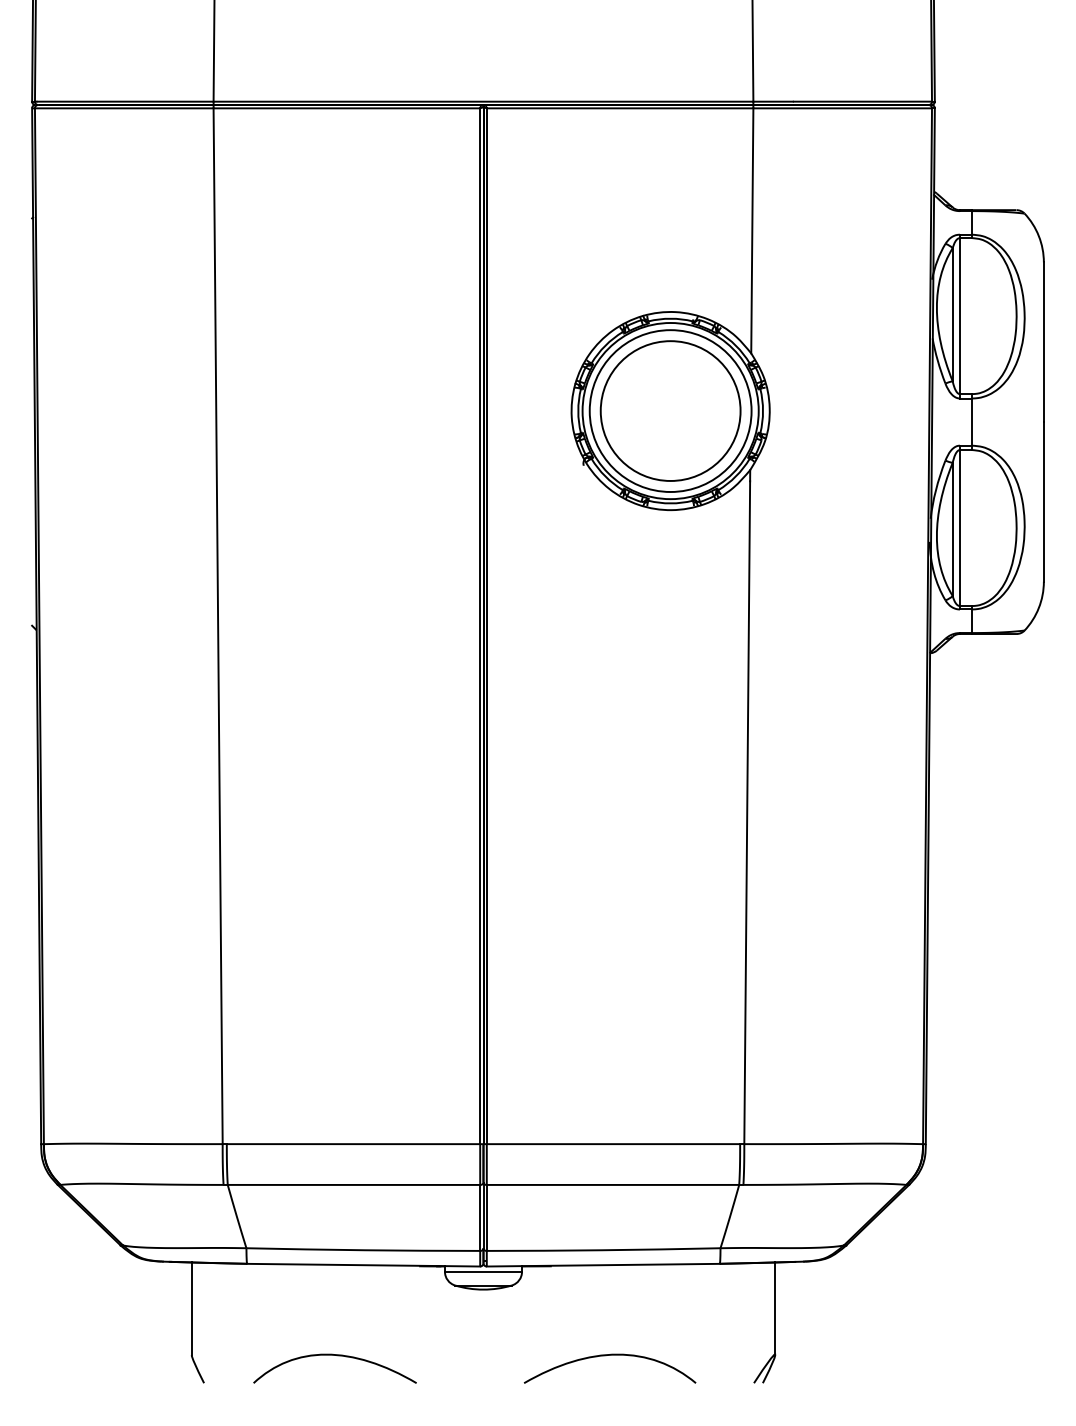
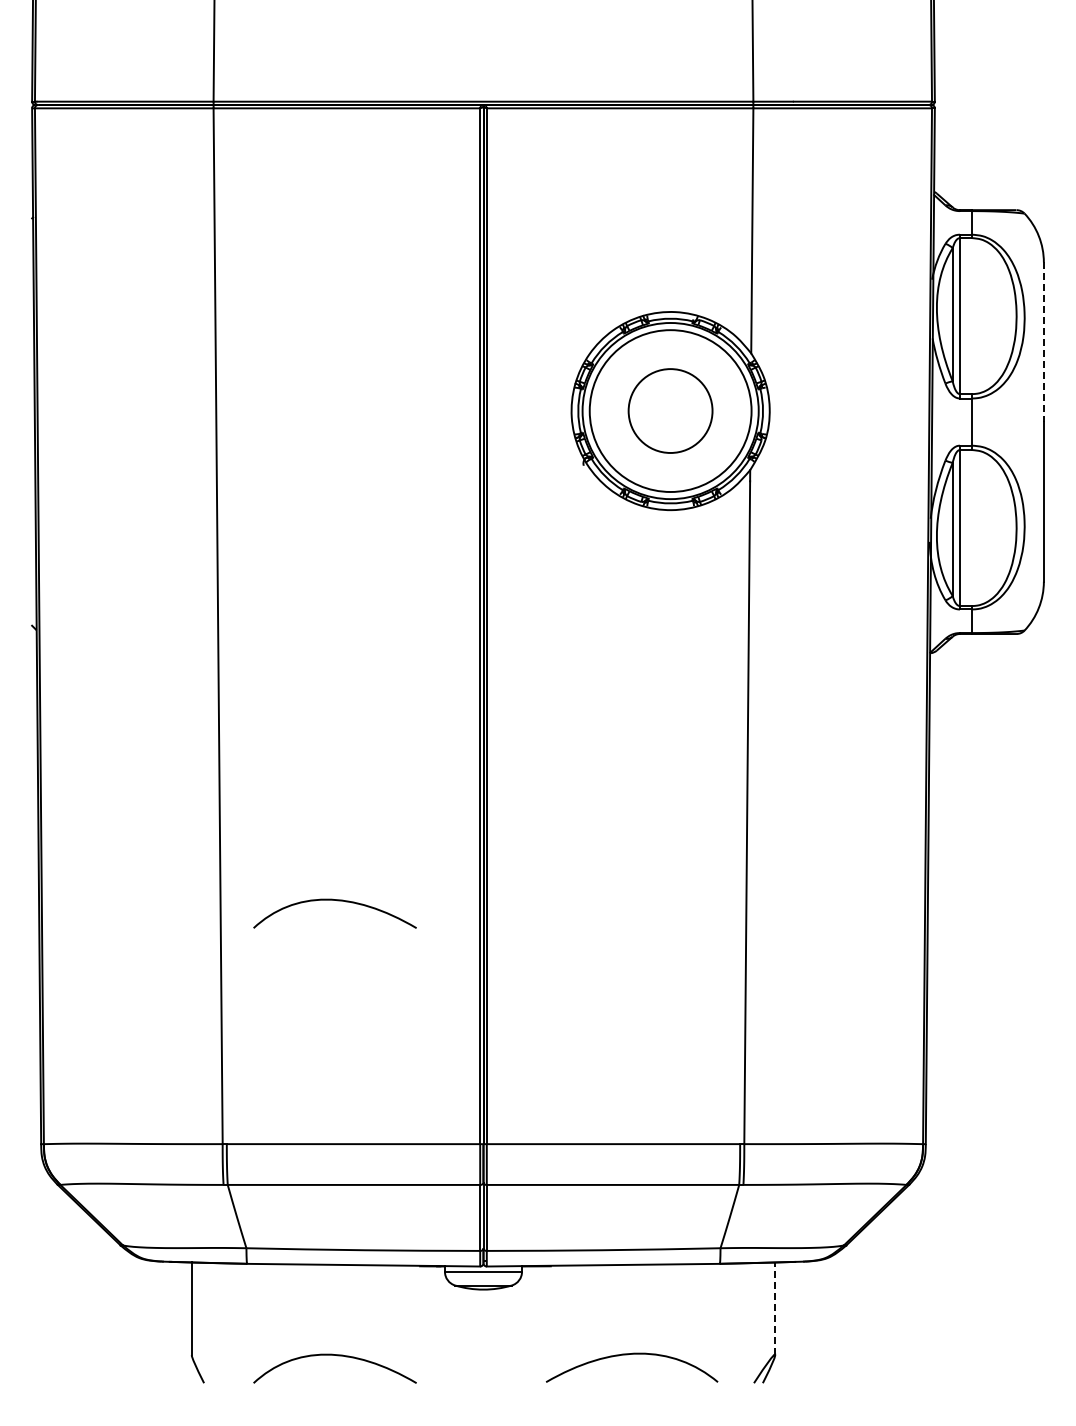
line: solid -> dashed (1043, 342)
circle size: 143x142 px -> 87x86 px (670, 410)
curve: none -> present (337, 901)
line: solid -> dashed (775, 1308)
curve position: (605, 1356) -> (627, 1355) (627, 1355)
